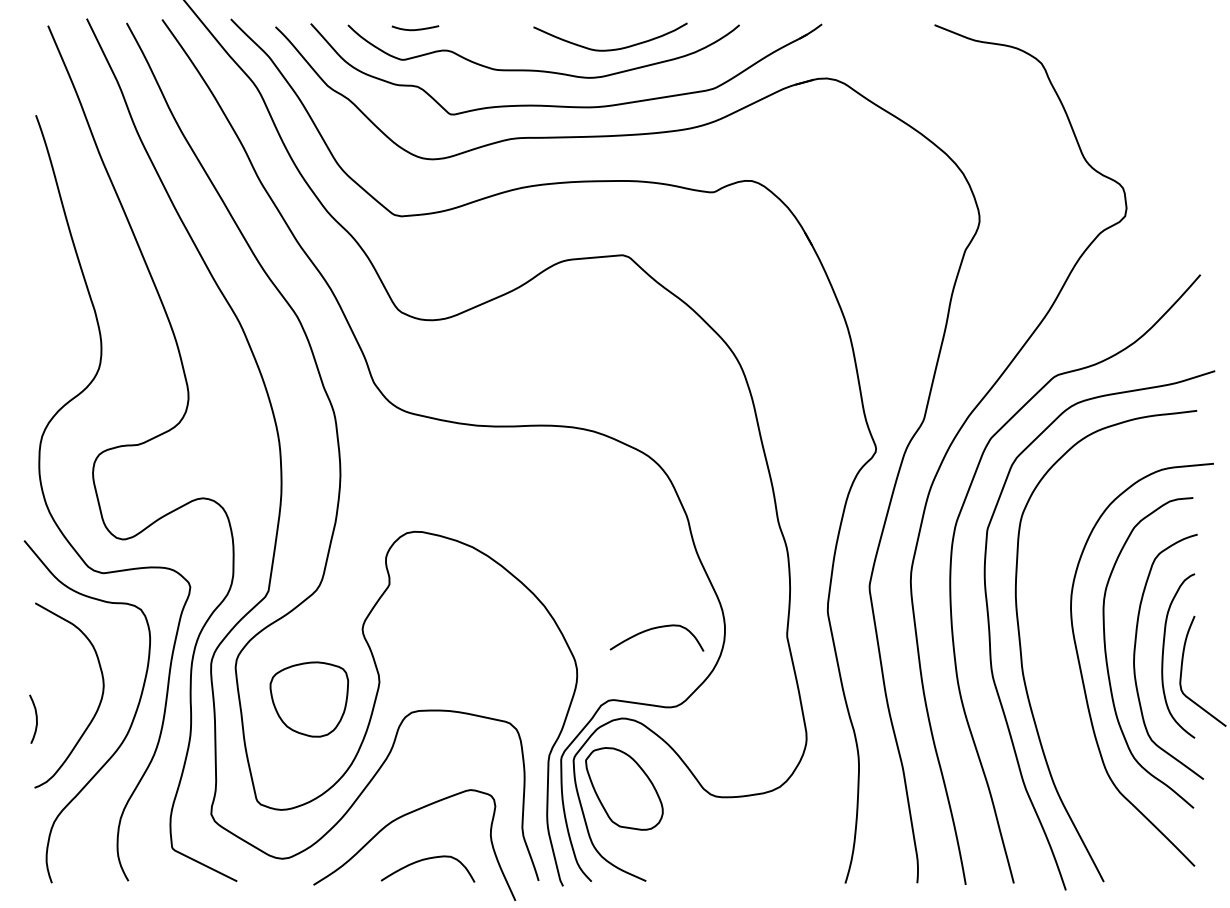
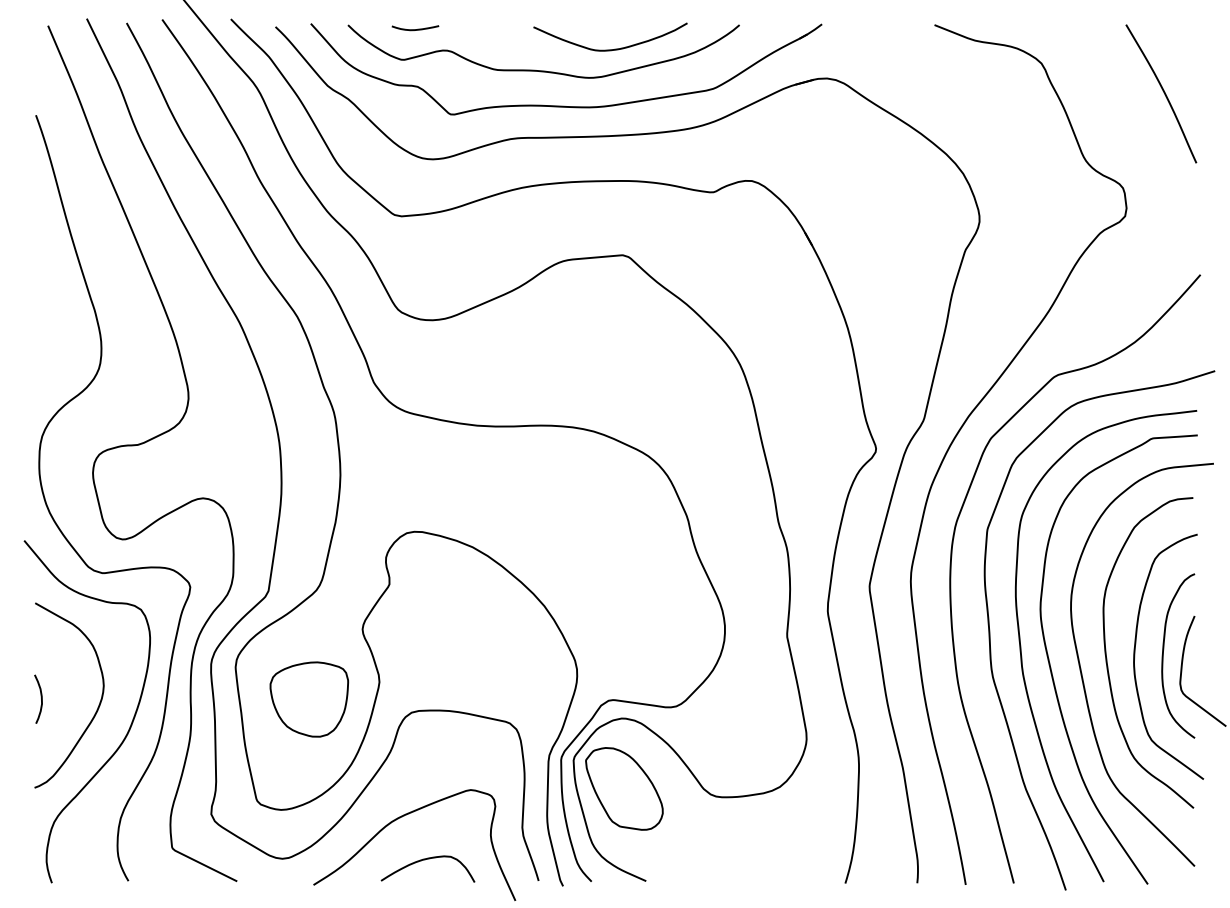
curve: none -> present (1162, 91)
curve: present -> none (654, 629)
curve: none -> present (1052, 671)
curve position: (35, 717) -> (40, 697) (40, 697)
